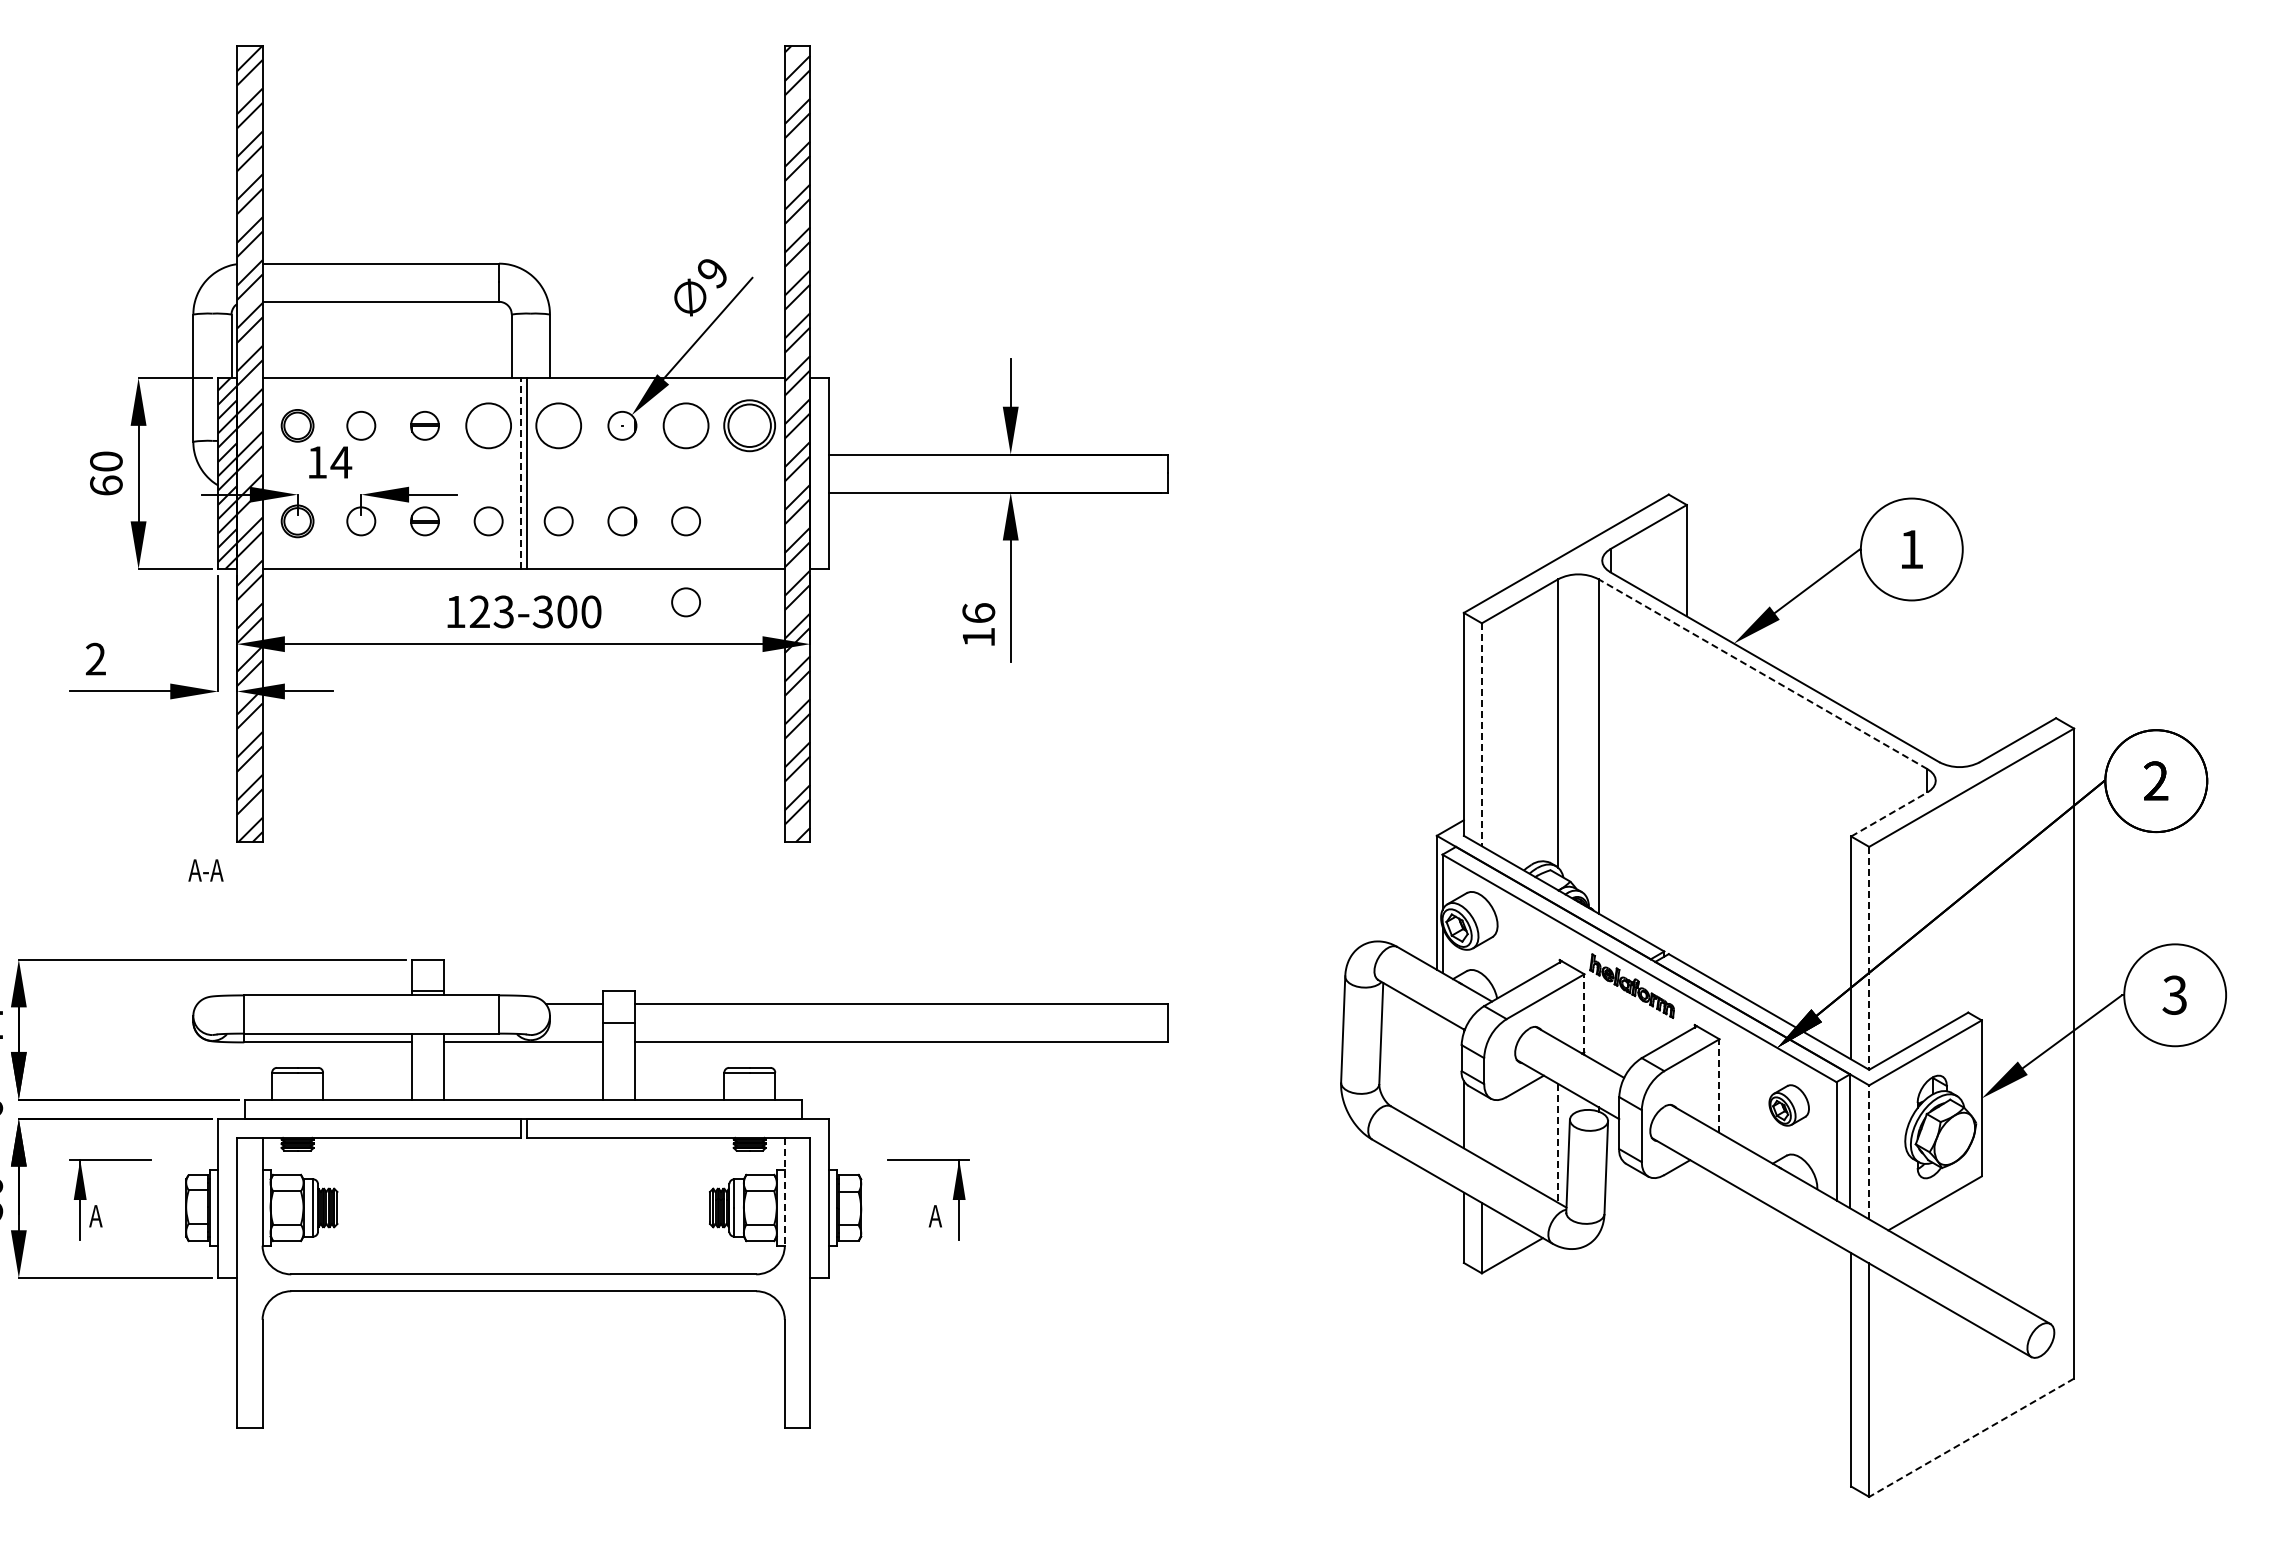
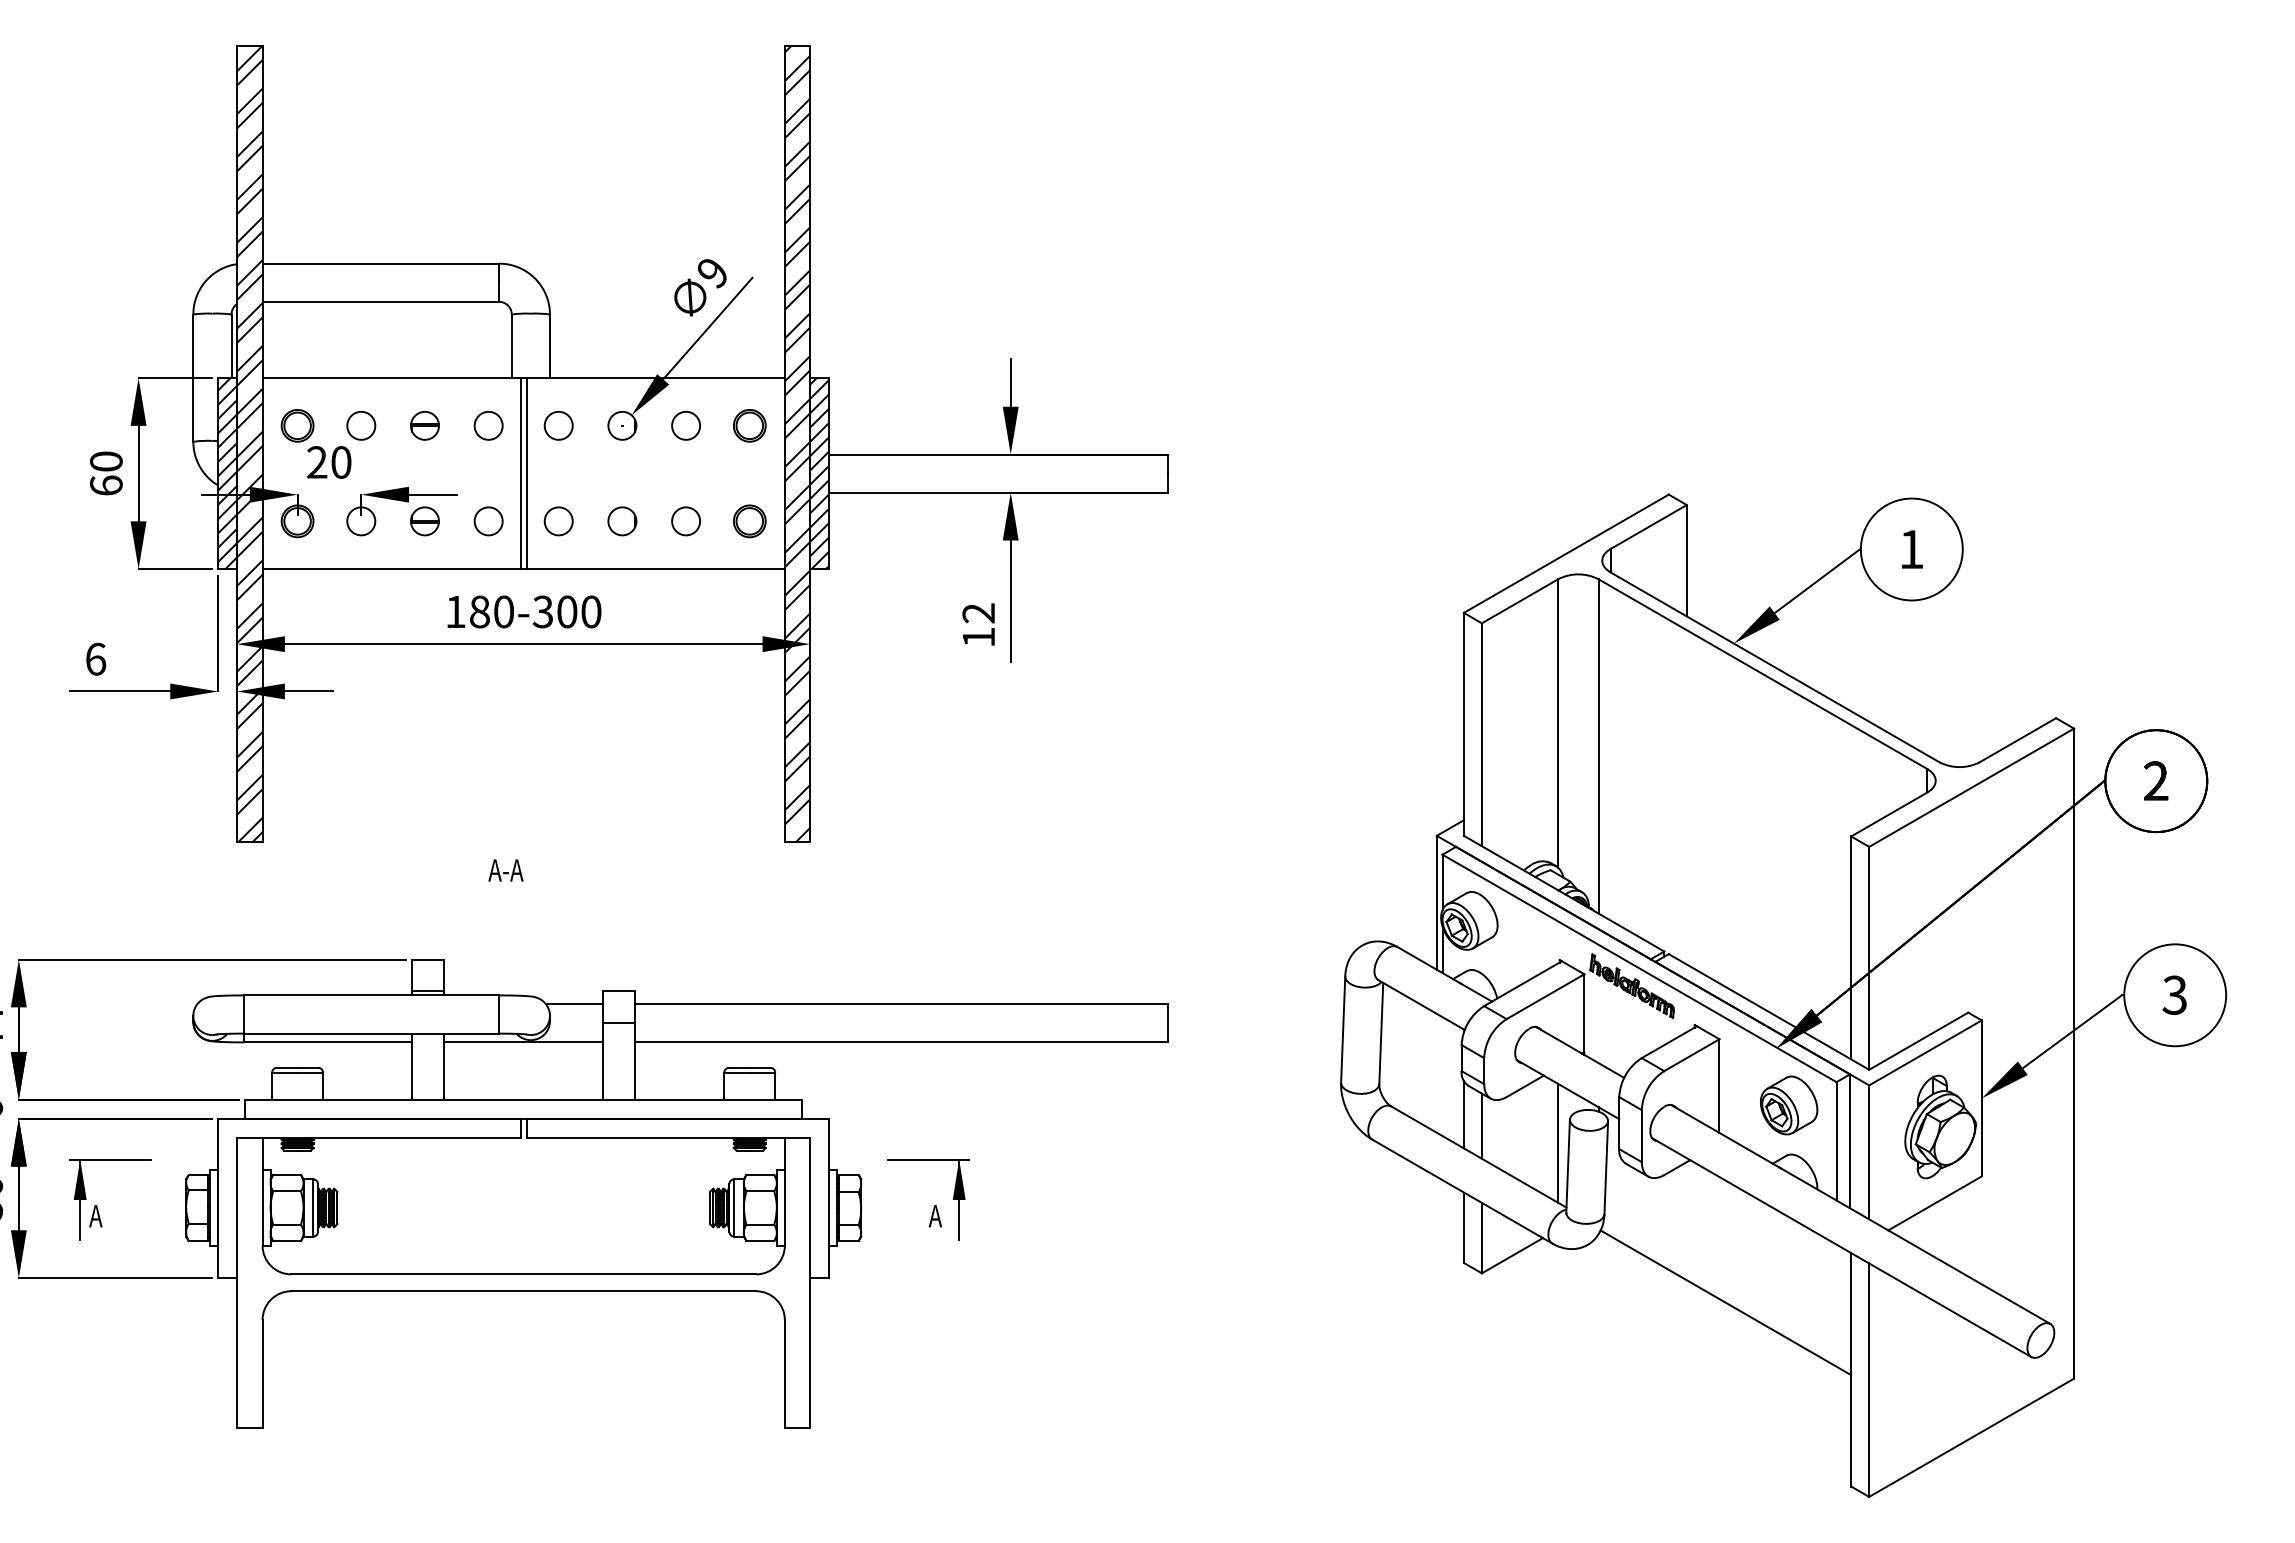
circle diameter: 45 px -> 28 px (488, 425)
circle diameter: 45 px -> 28 px (558, 425)
circle diameter: 45 px -> 28 px (686, 425)
part size: 53x54 px -> 34x34 px (749, 425)
text: 14 -> 20 (329, 462)
line: dashed -> solid (520, 473)
hatch: none -> present (819, 473)
part: none -> present (749, 521)
circle: present -> none (685, 602)
text: 123-300 -> 180-300 (491, 611)
text: 16 -> 12 (978, 613)
text: 2 -> 6 (95, 658)
line: dashed -> solid (1763, 674)
line: dashed -> solid (1481, 735)
line: dashed -> solid (1889, 814)
text position: (205, 870) -> (505, 870) (505, 870)
line: dashed -> solid (1869, 958)
line: dashed -> solid (1584, 1014)
line: dashed -> solid (1719, 1086)
part size: 42x43 px -> 59x61 px (1789, 1105)
line: none -> present (1481, 1125)
line: dashed -> solid (1558, 1143)
line: dashed -> solid (1869, 1152)
line: dashed -> solid (784, 1191)
line: none -> present (1725, 1302)
line: dashed -> solid (1971, 1438)
